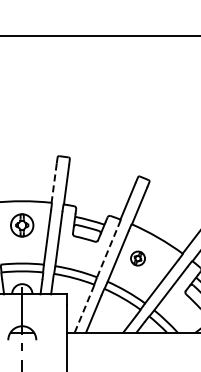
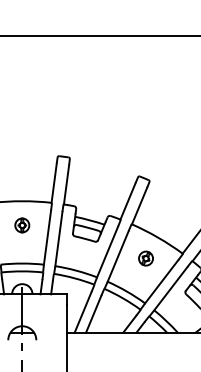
line: dashed -> solid (54, 183)
part size: 25x25 px -> 17x17 px (22, 225)
line: dashed -> solid (107, 251)
part position: (137, 258) -> (145, 258) (145, 258)
line: dashed -> solid (83, 311)
